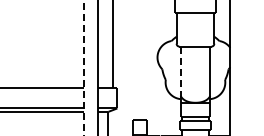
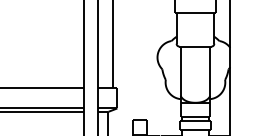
line: dashed -> solid (84, 67)
line: dashed -> solid (180, 71)
